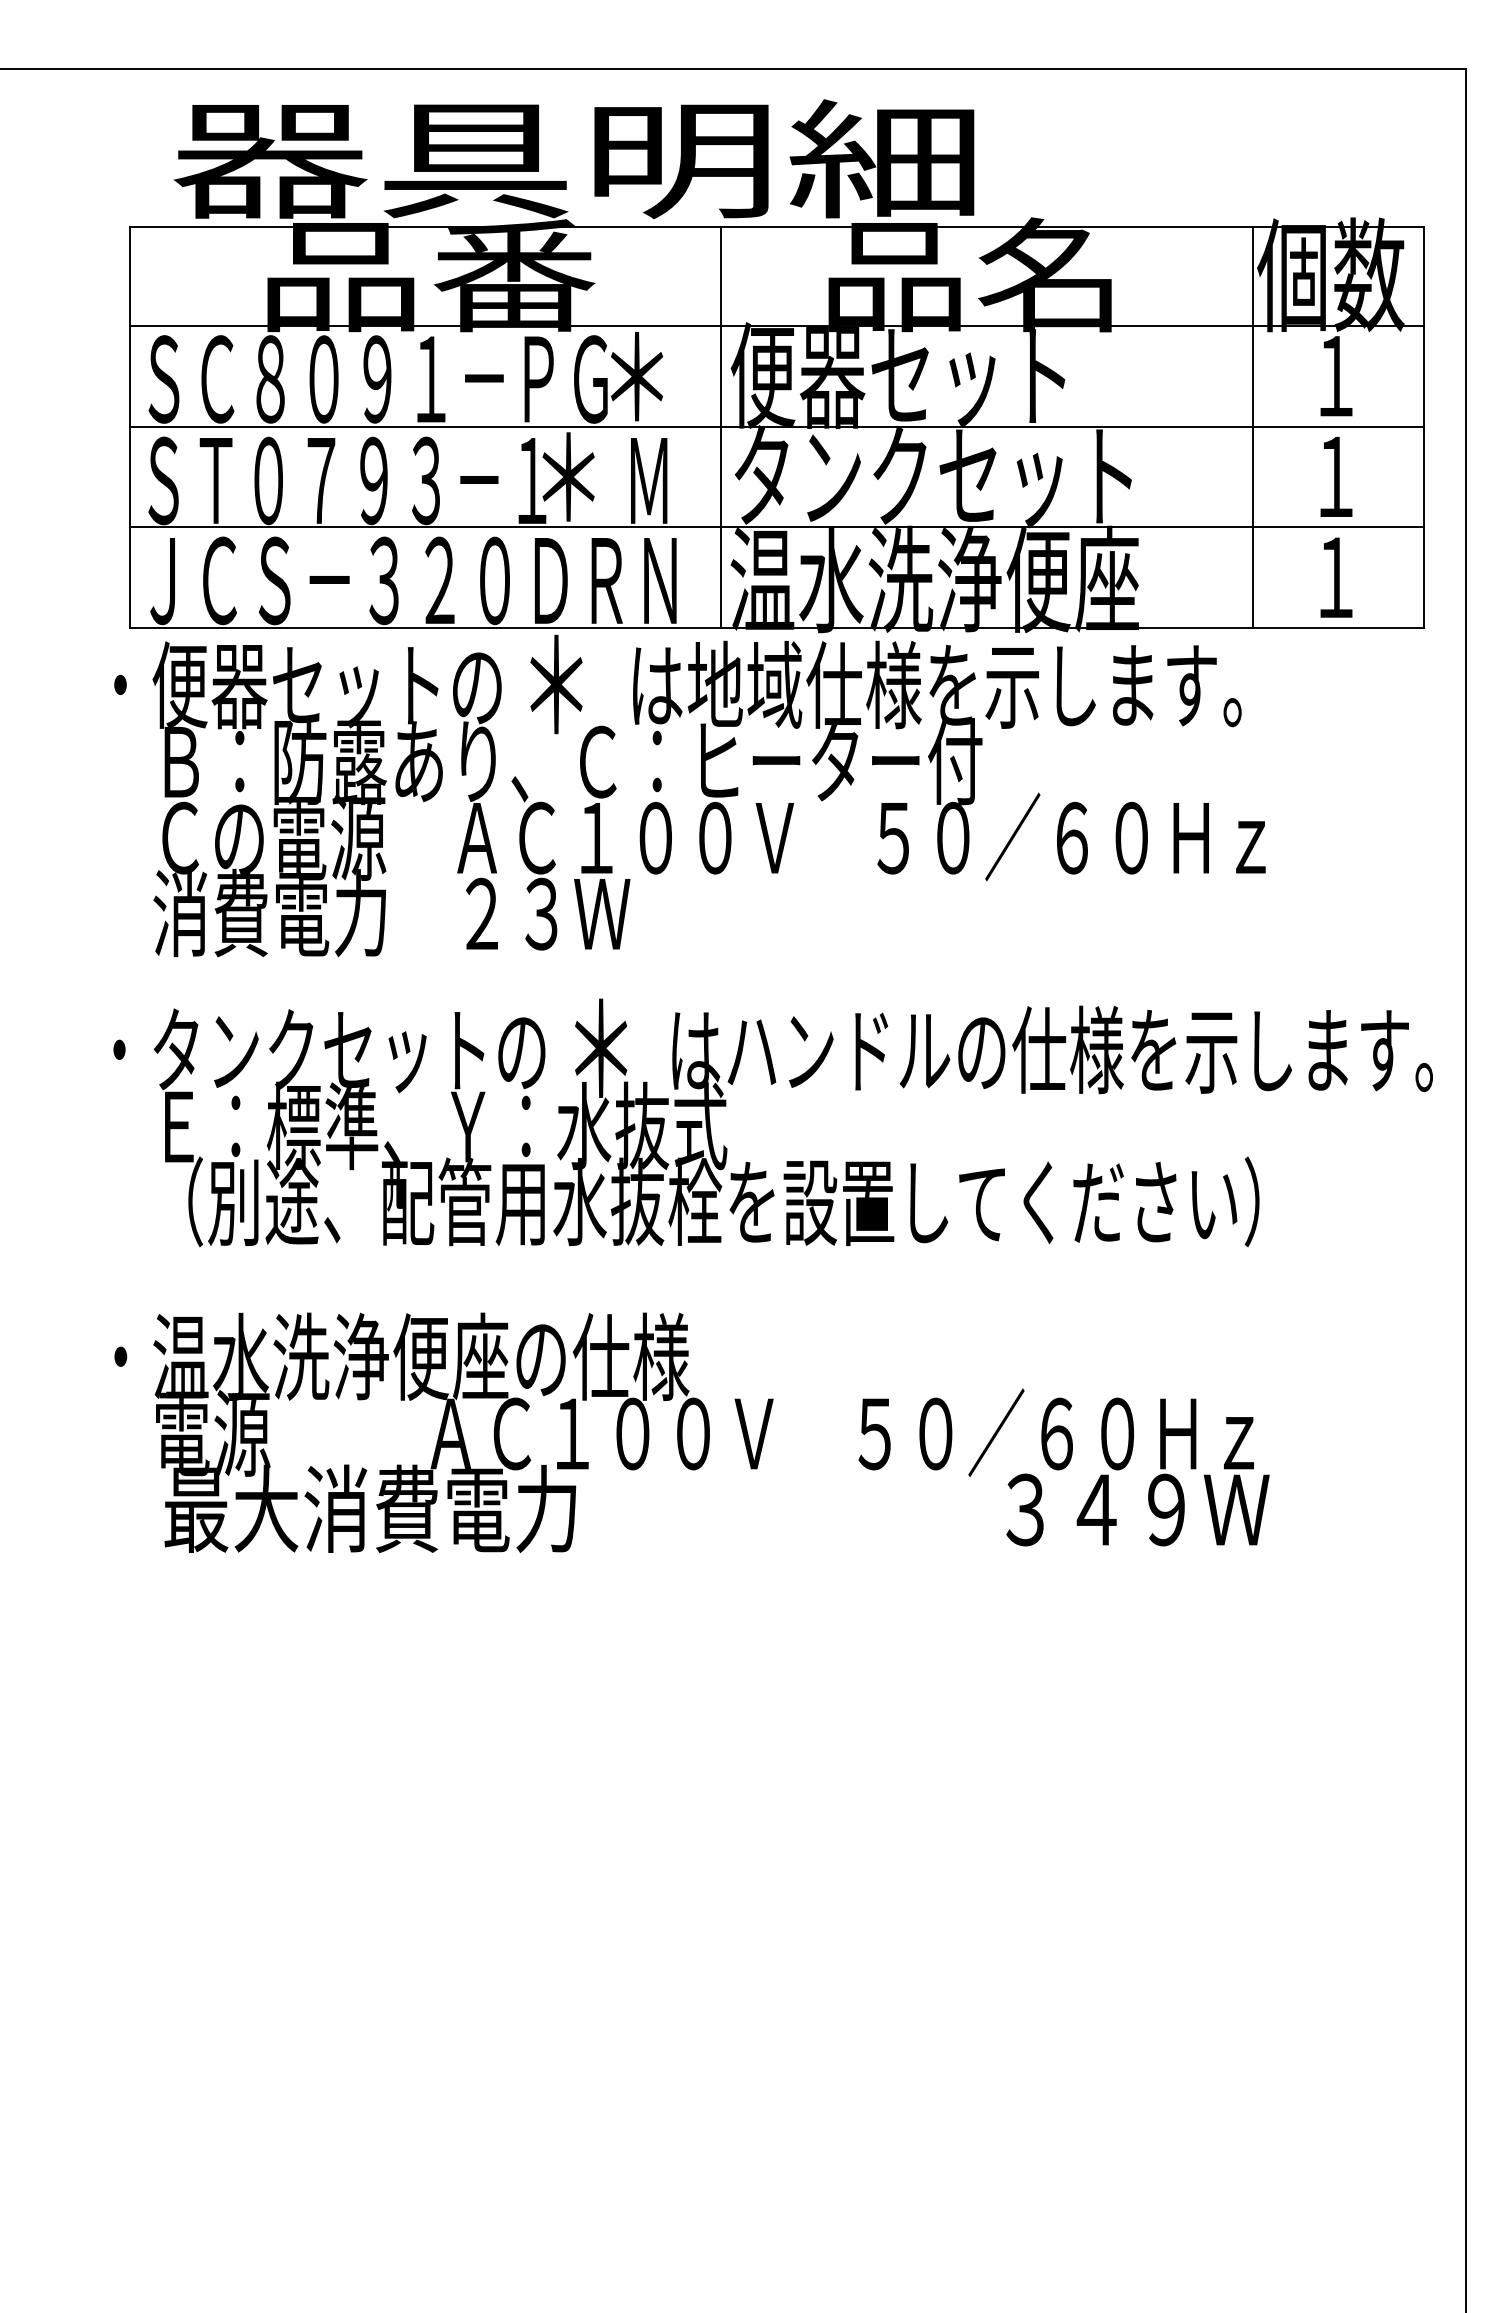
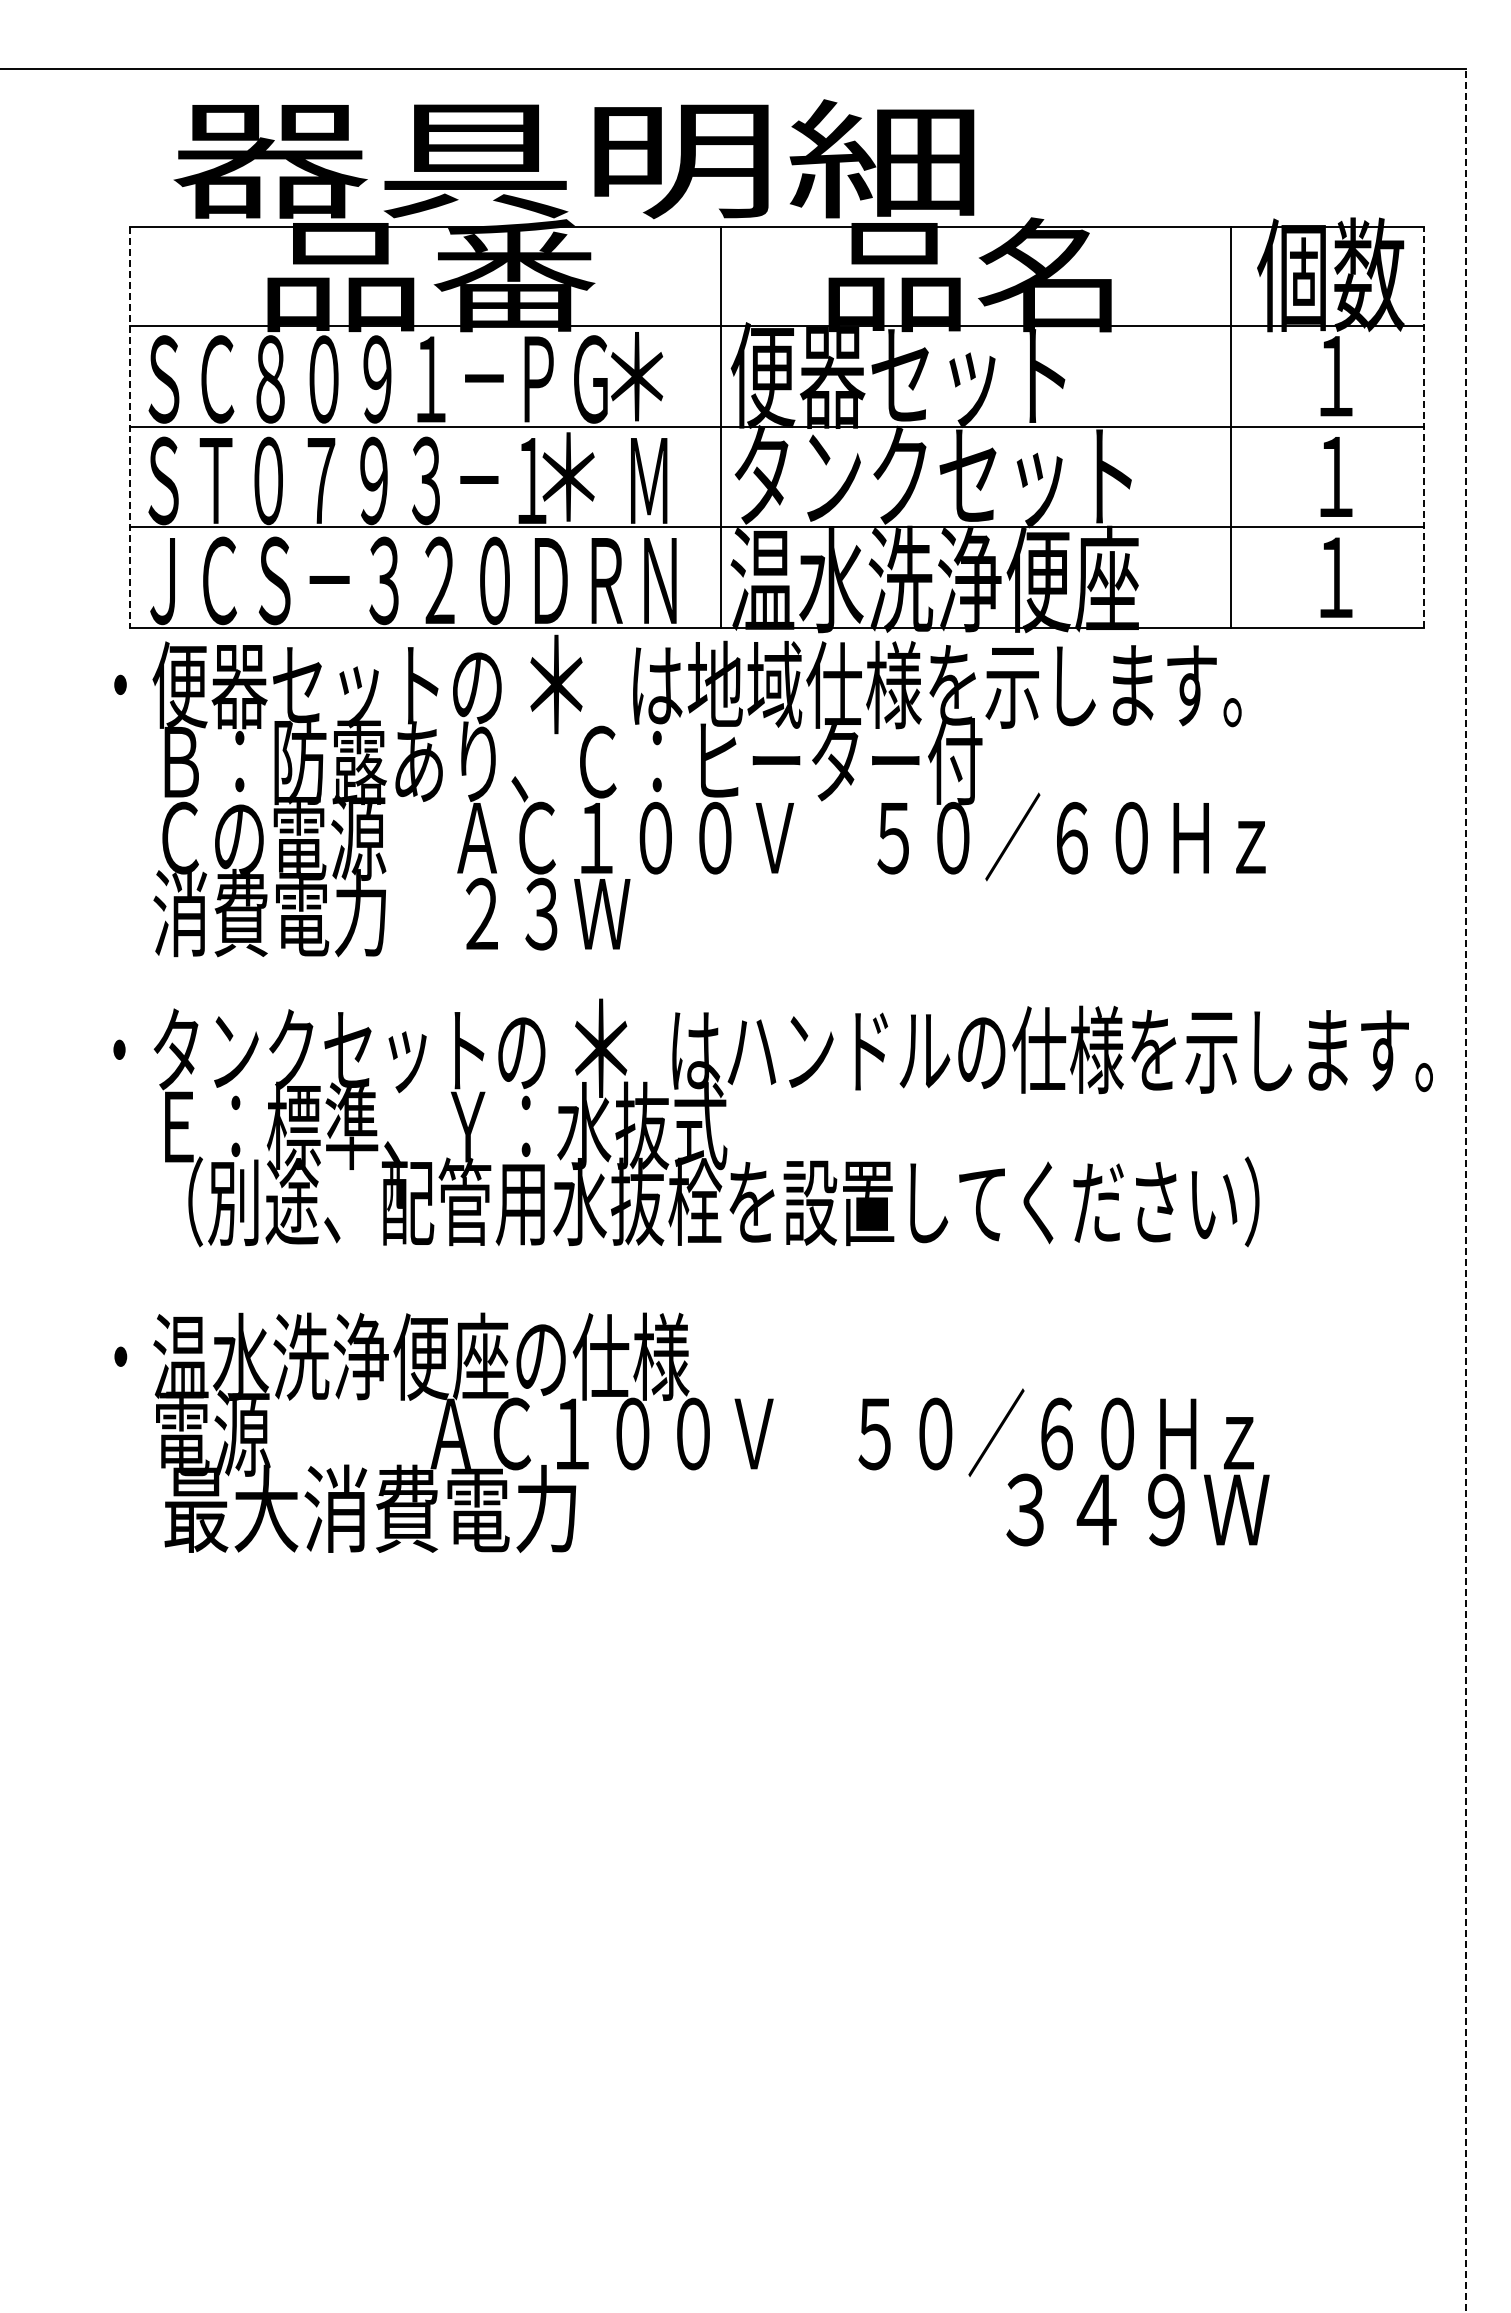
line: solid -> dashed (129, 427)
line position: (1252, 427) -> (1230, 427) (1230, 427)
line: solid -> dashed (1423, 427)
line: solid -> dashed (1465, 1190)
